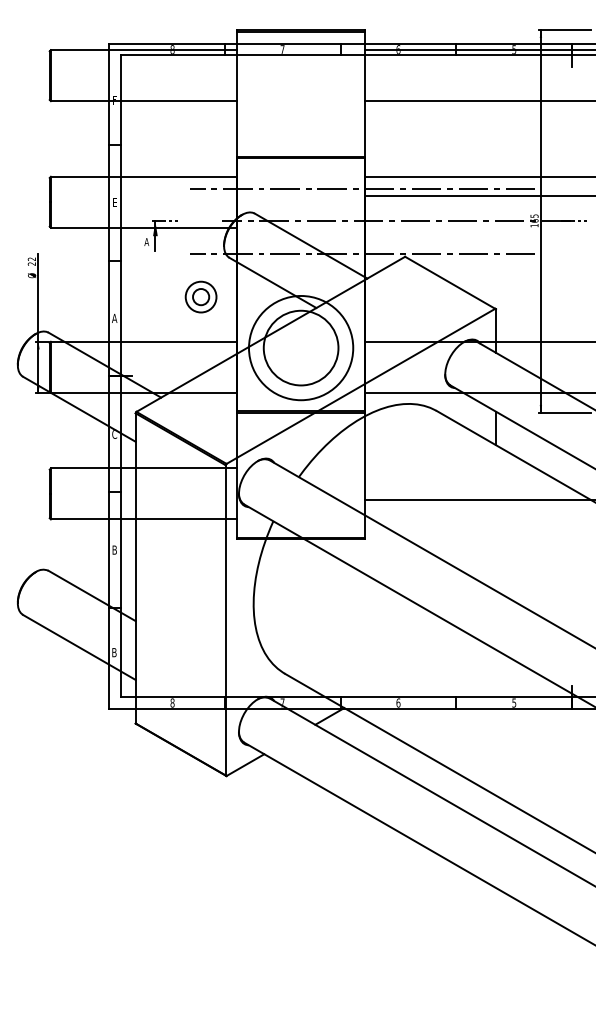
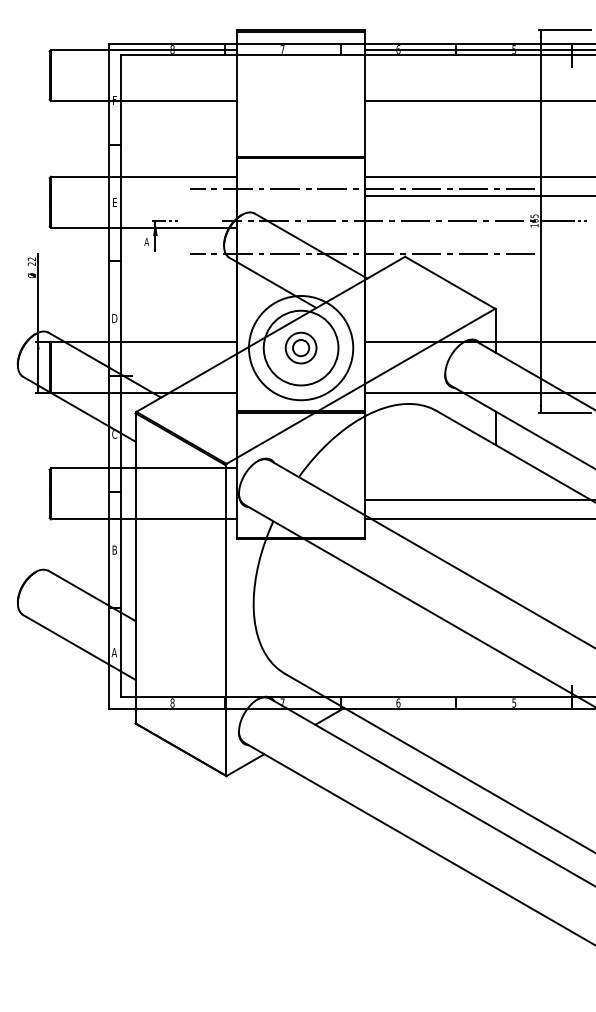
part position: (200, 296) -> (300, 347) (300, 347)
text: A -> D (114, 317)
line: none -> present (478, 519)
text: B -> A (113, 652)
